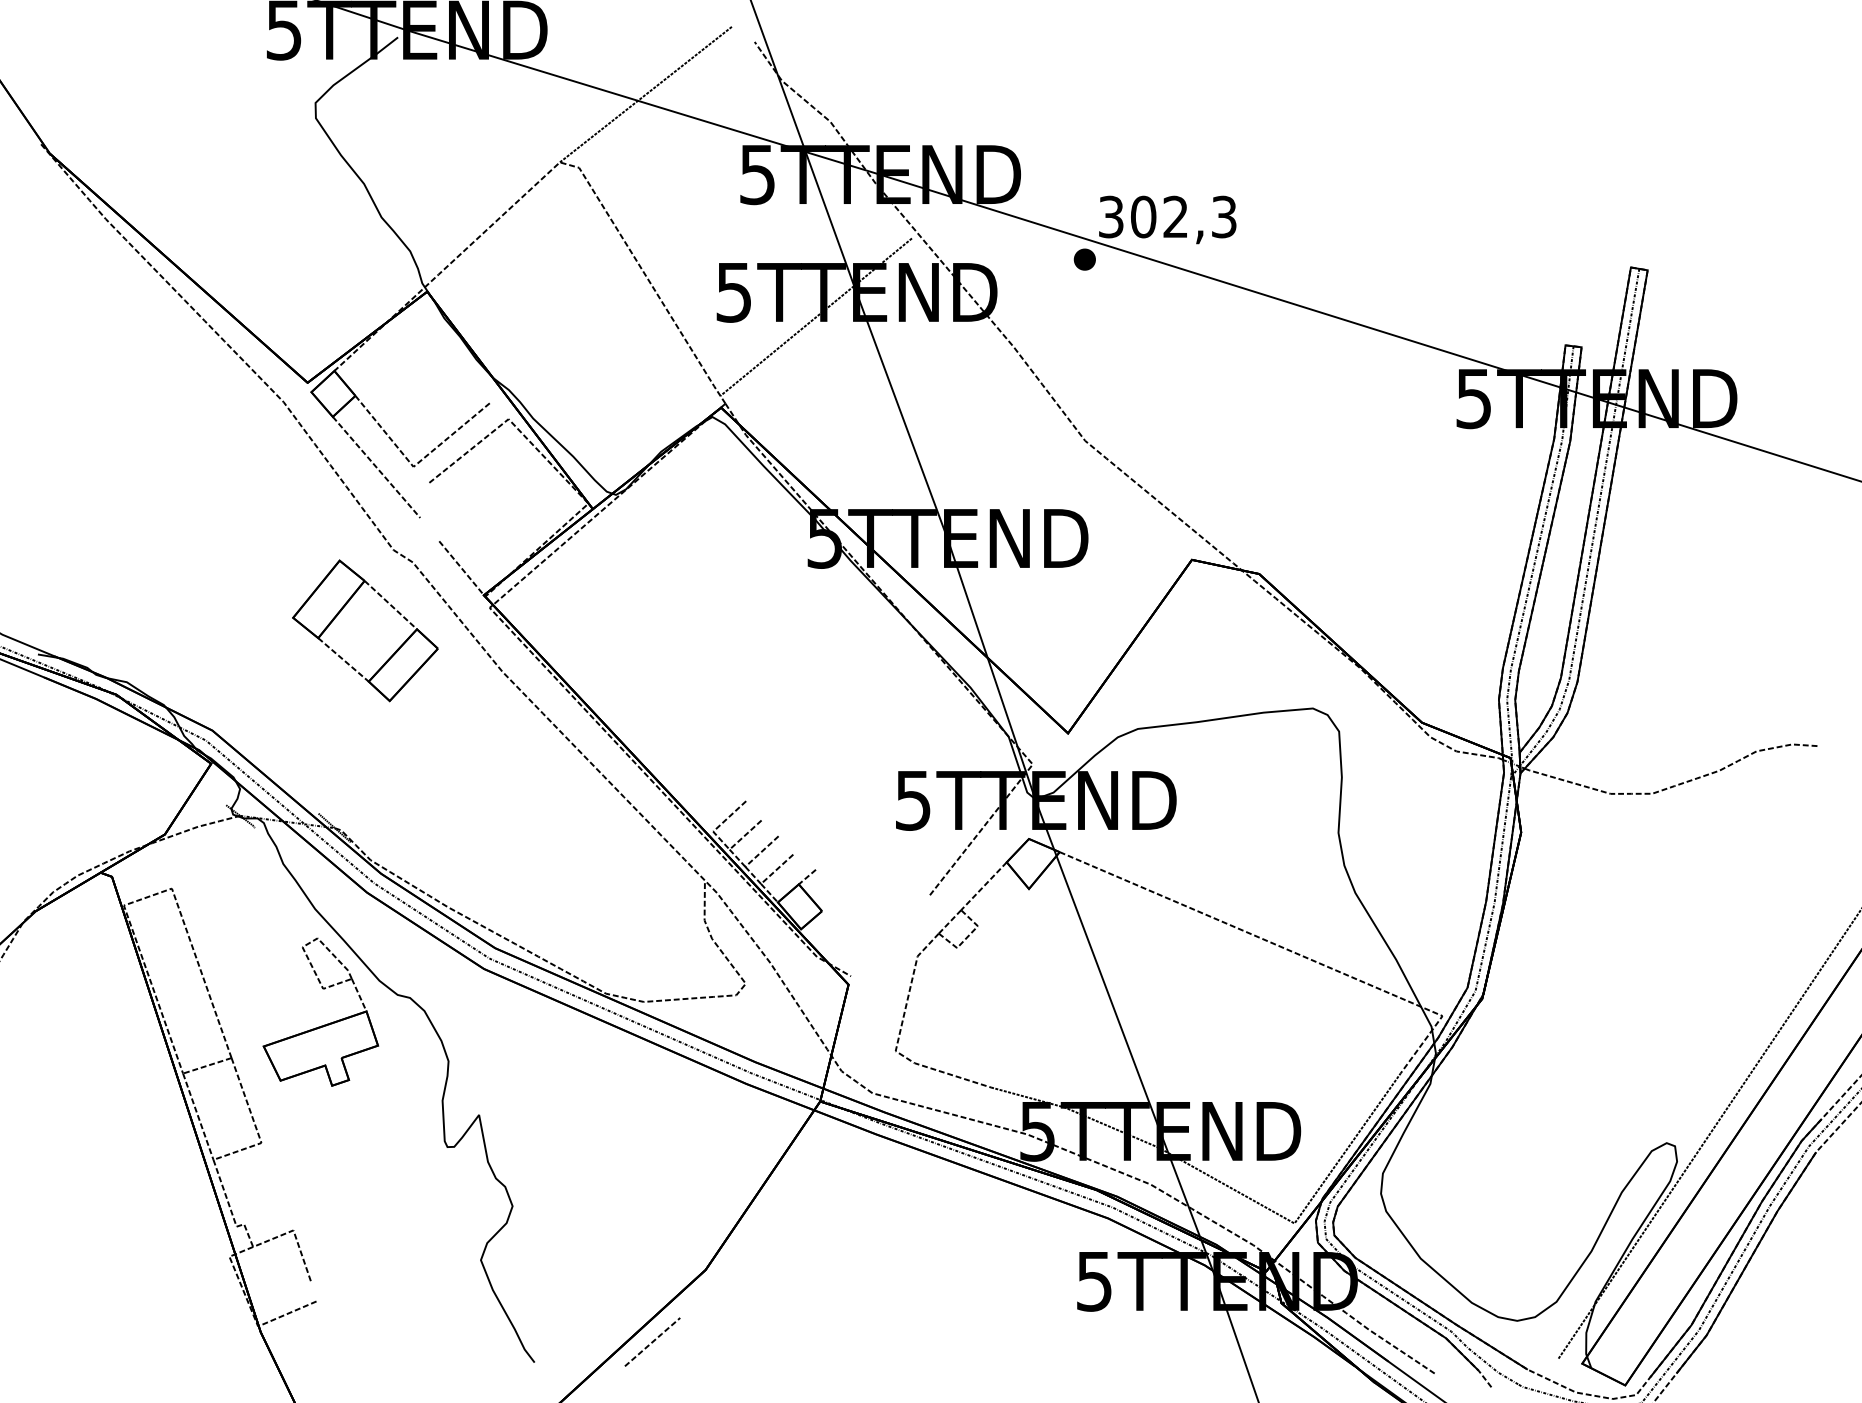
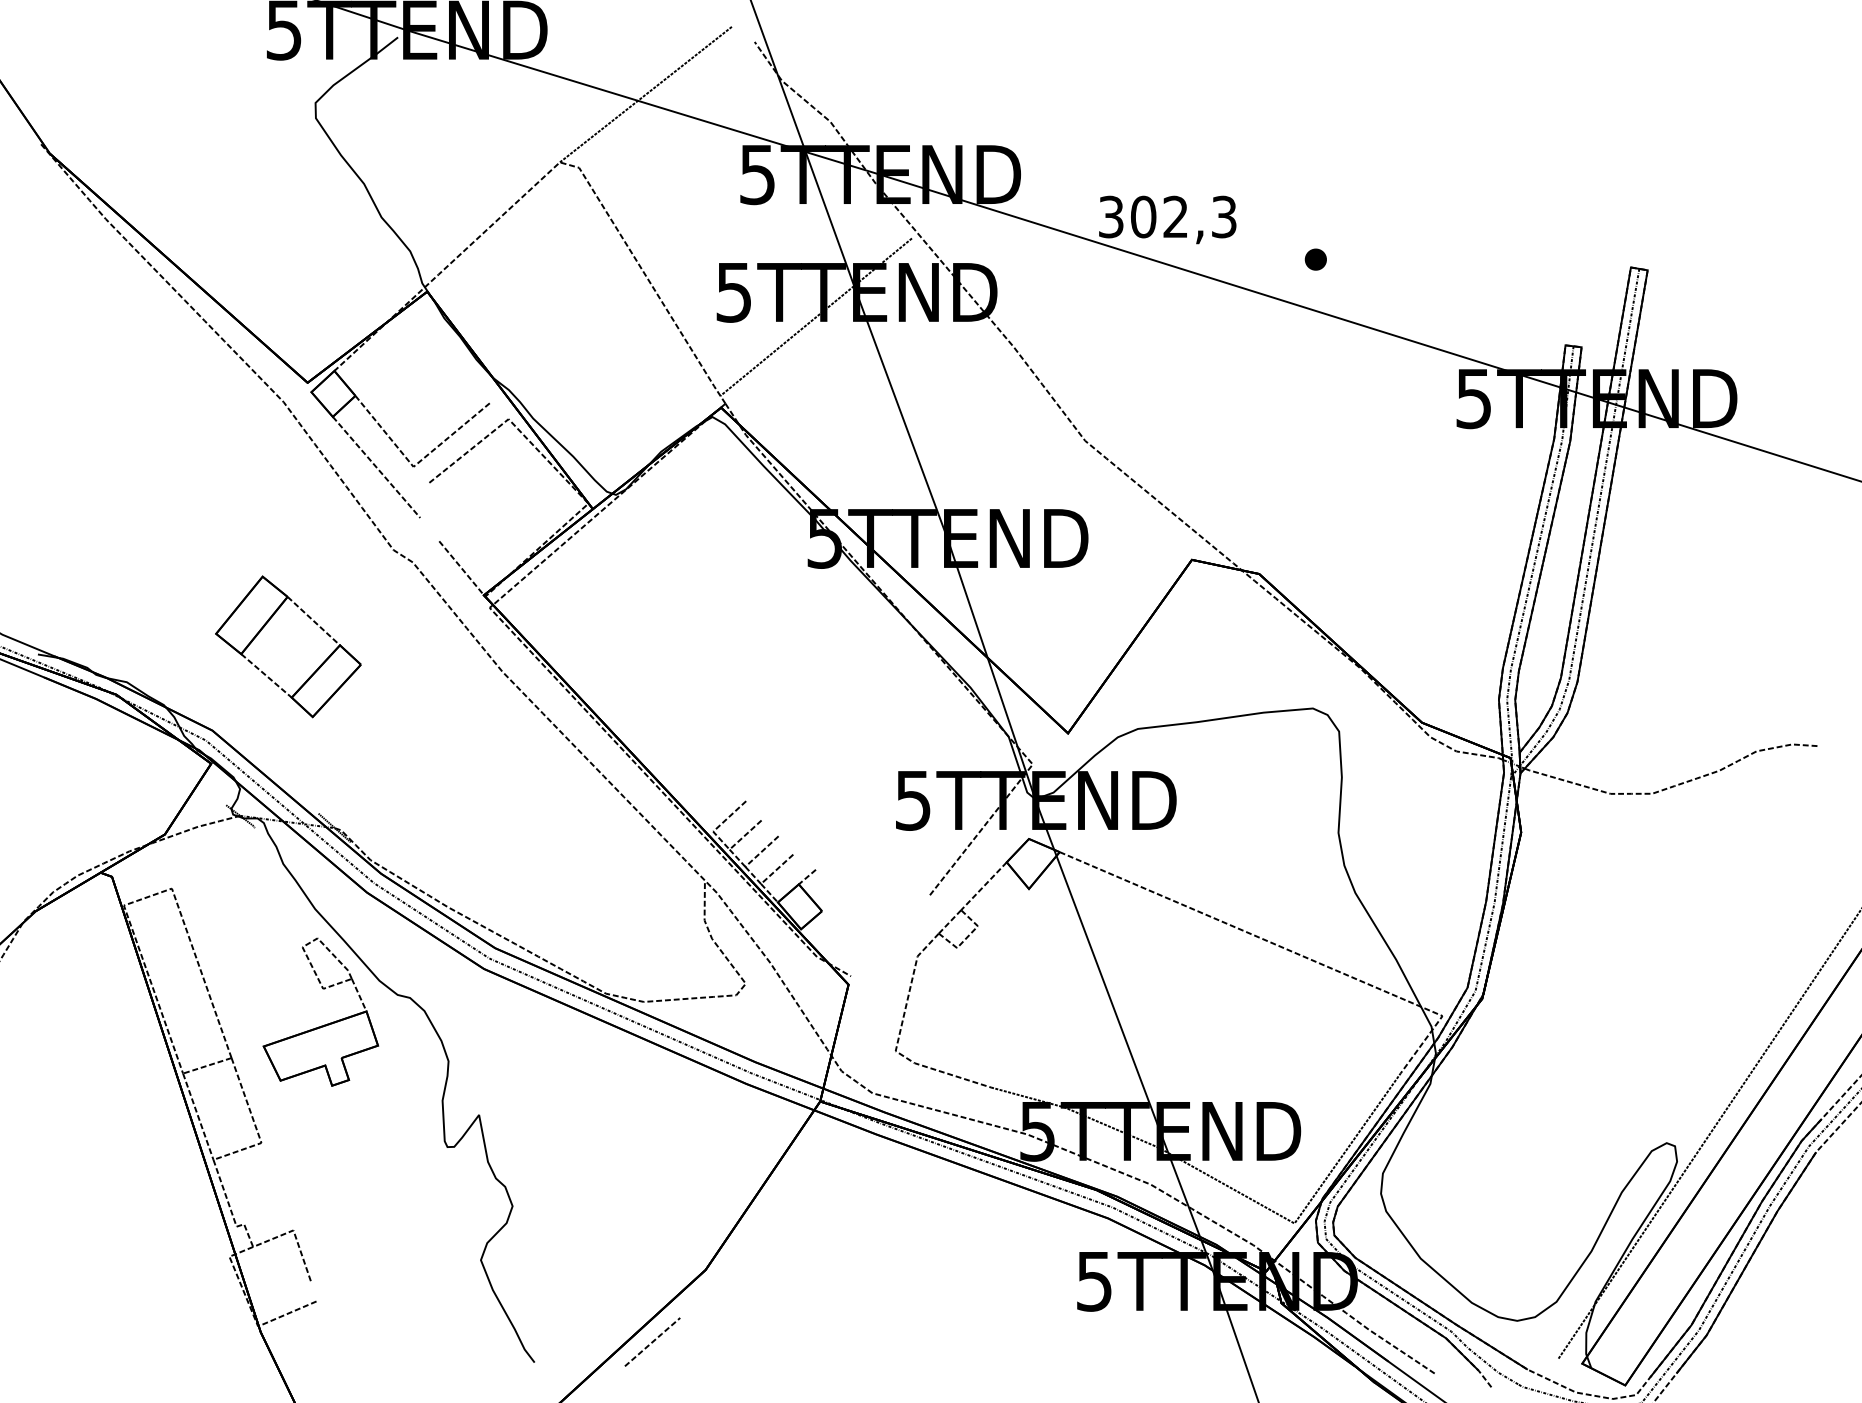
part position: (1084, 259) -> (1315, 259) (1315, 259)
part position: (342, 610) -> (265, 626) (265, 626)
